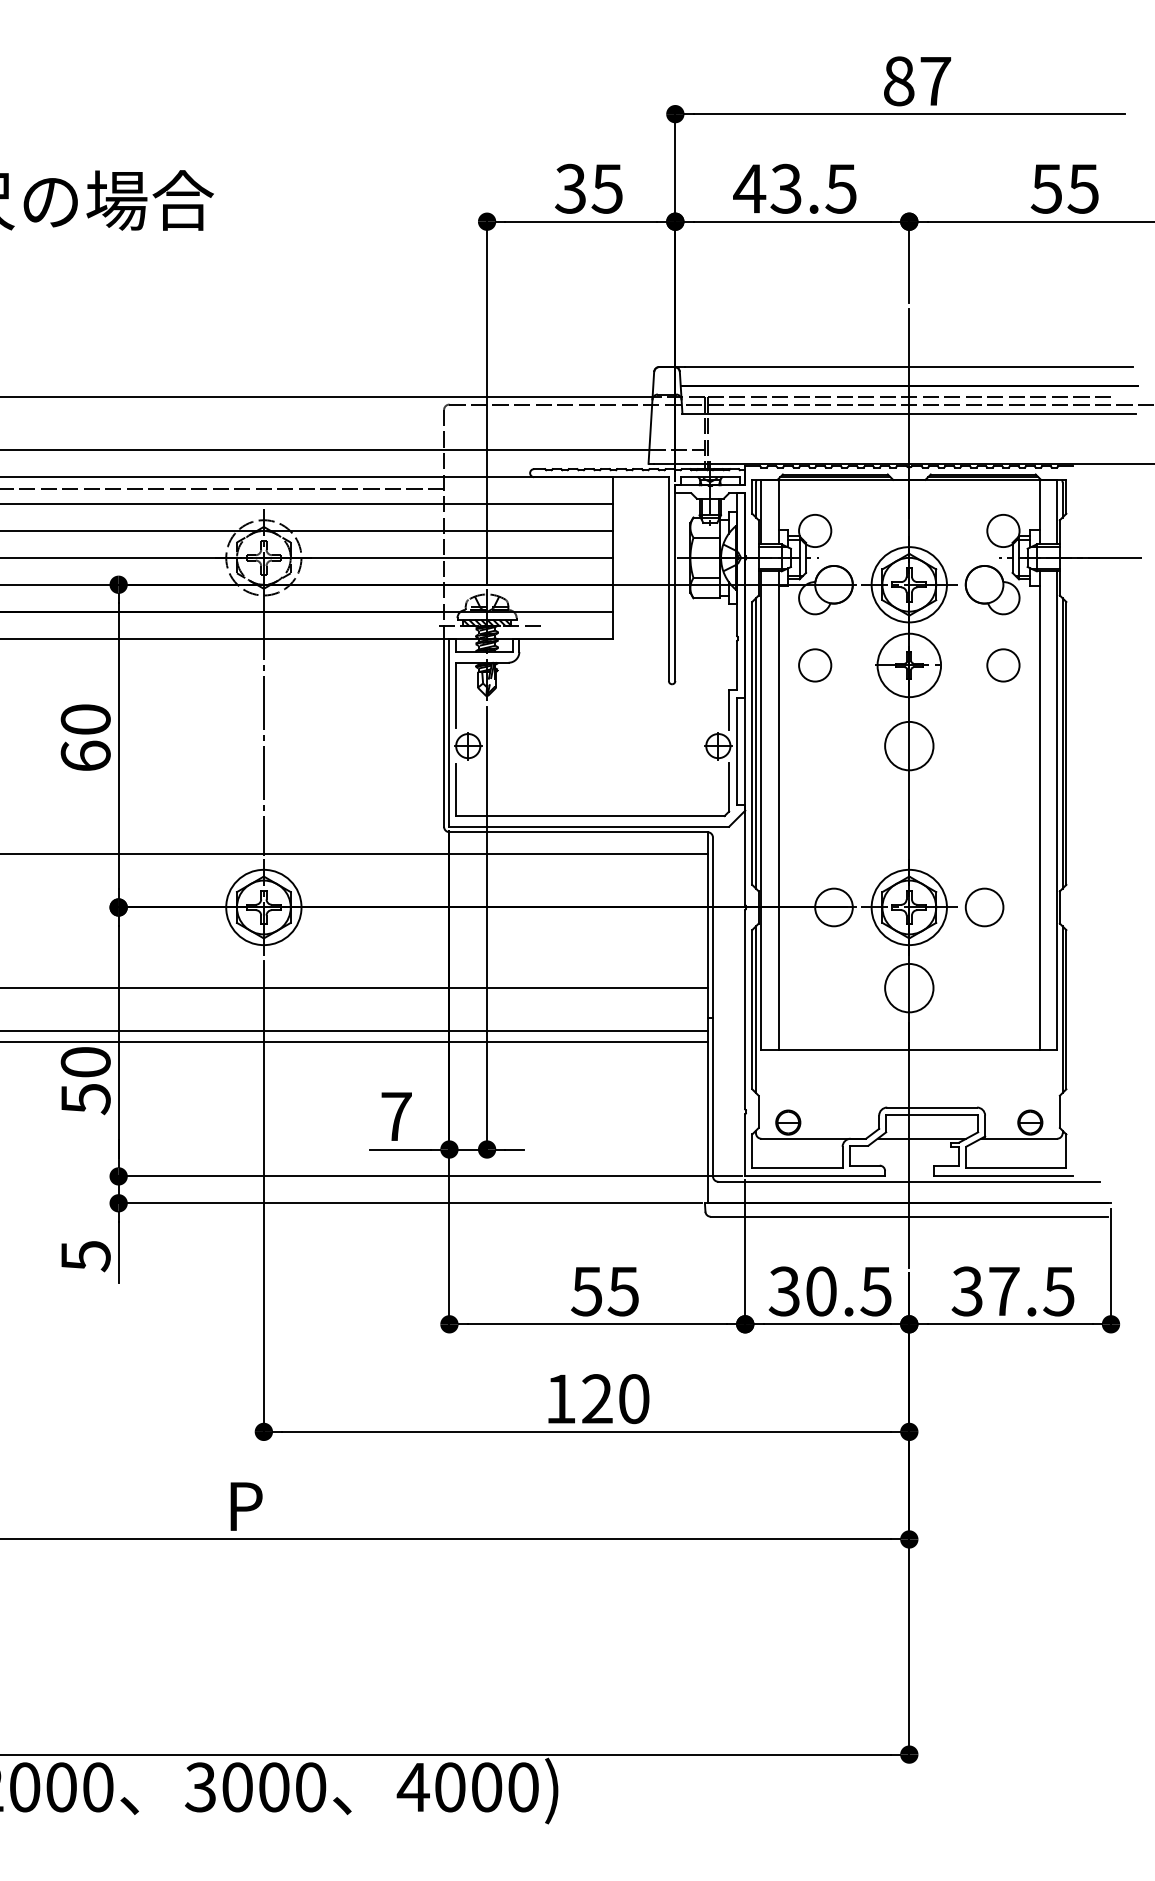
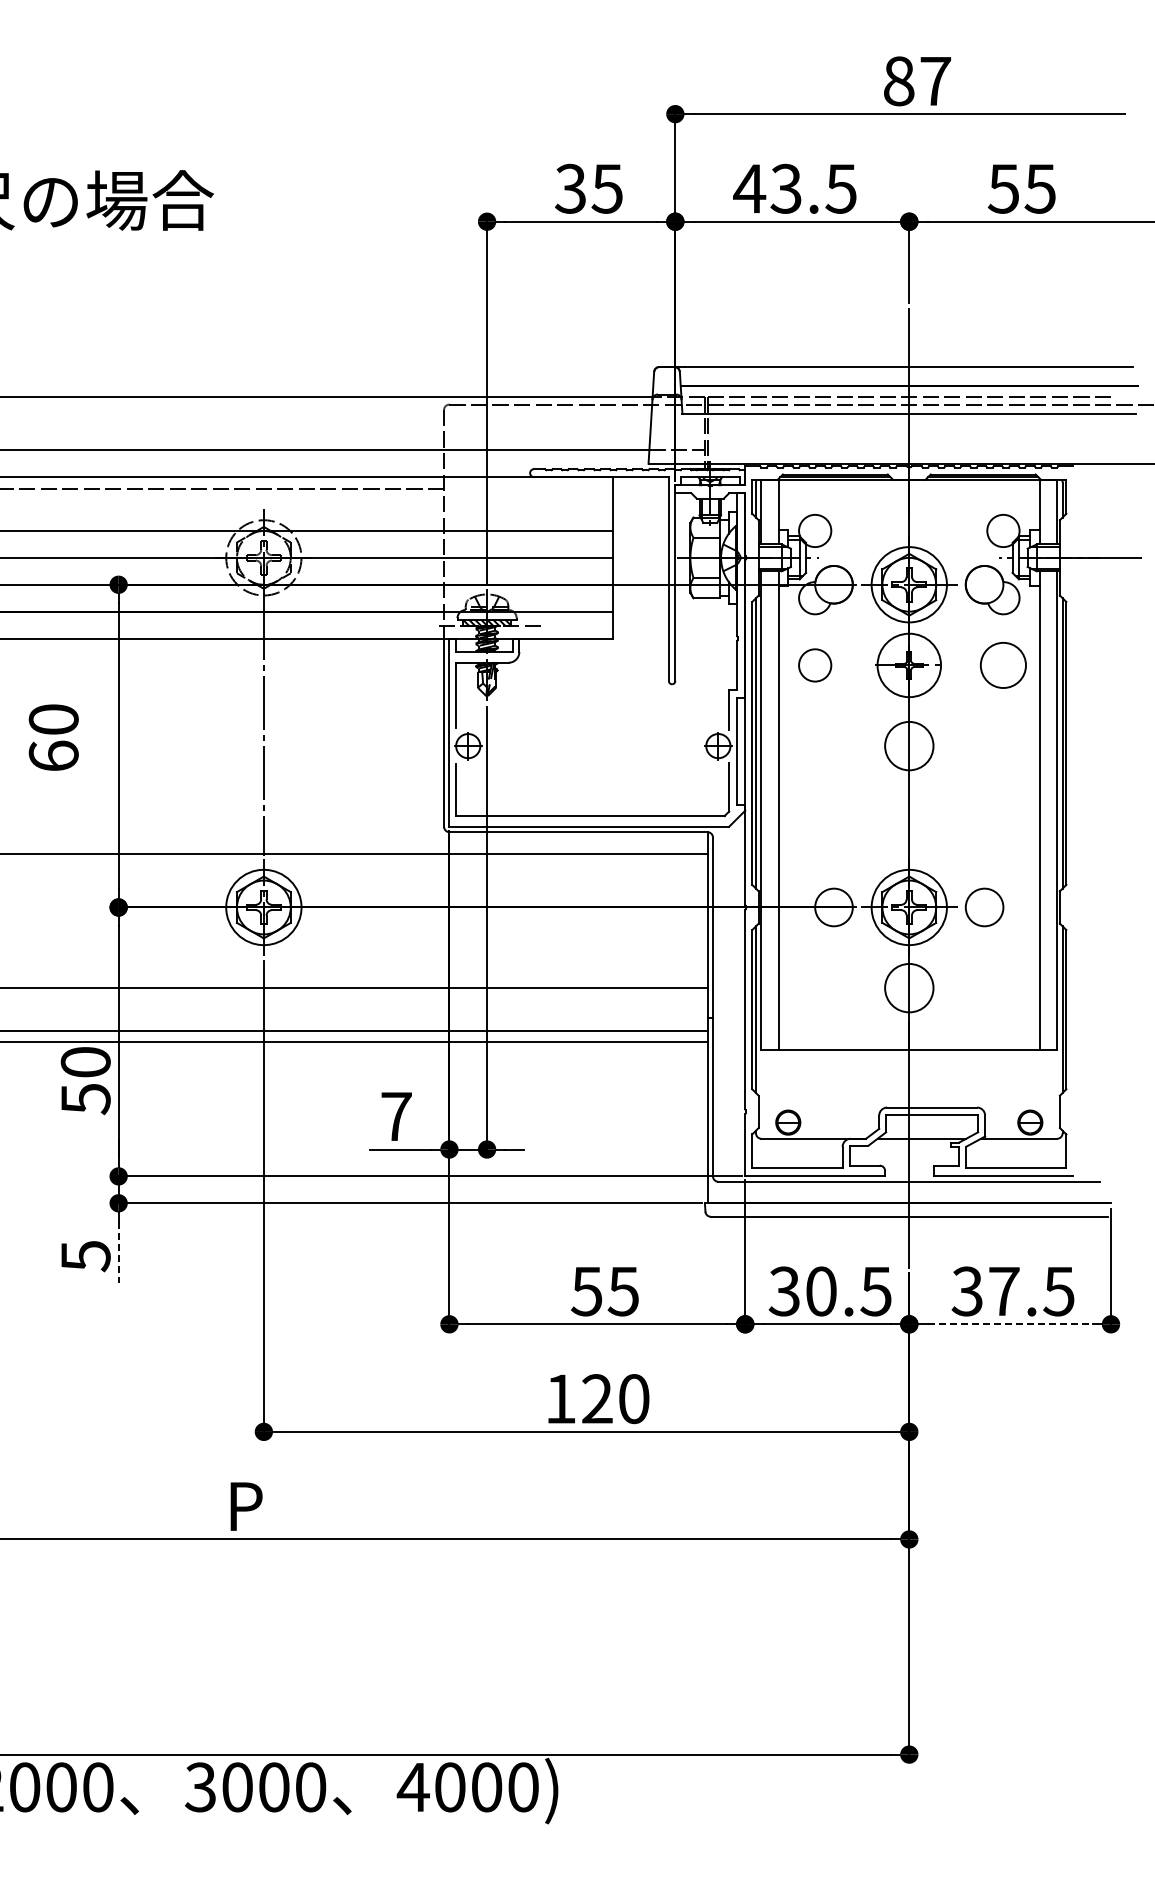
text position: (1064, 188) -> (1021, 188) (1021, 188)
line: present -> none (307, 504)
circle size: 35x35 px -> 48x47 px (1002, 665)
text position: (85, 737) -> (53, 737) (53, 737)
line: solid -> dashed (118, 1252)
line: solid -> dashed (1010, 1324)
